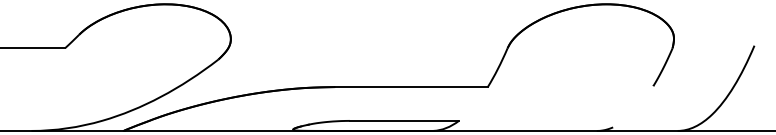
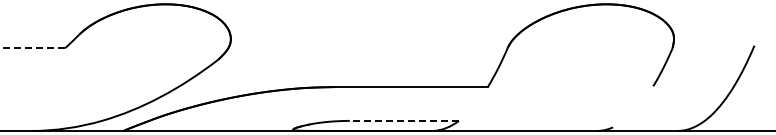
line: solid -> dashed (32, 48)
line: solid -> dashed (404, 120)
